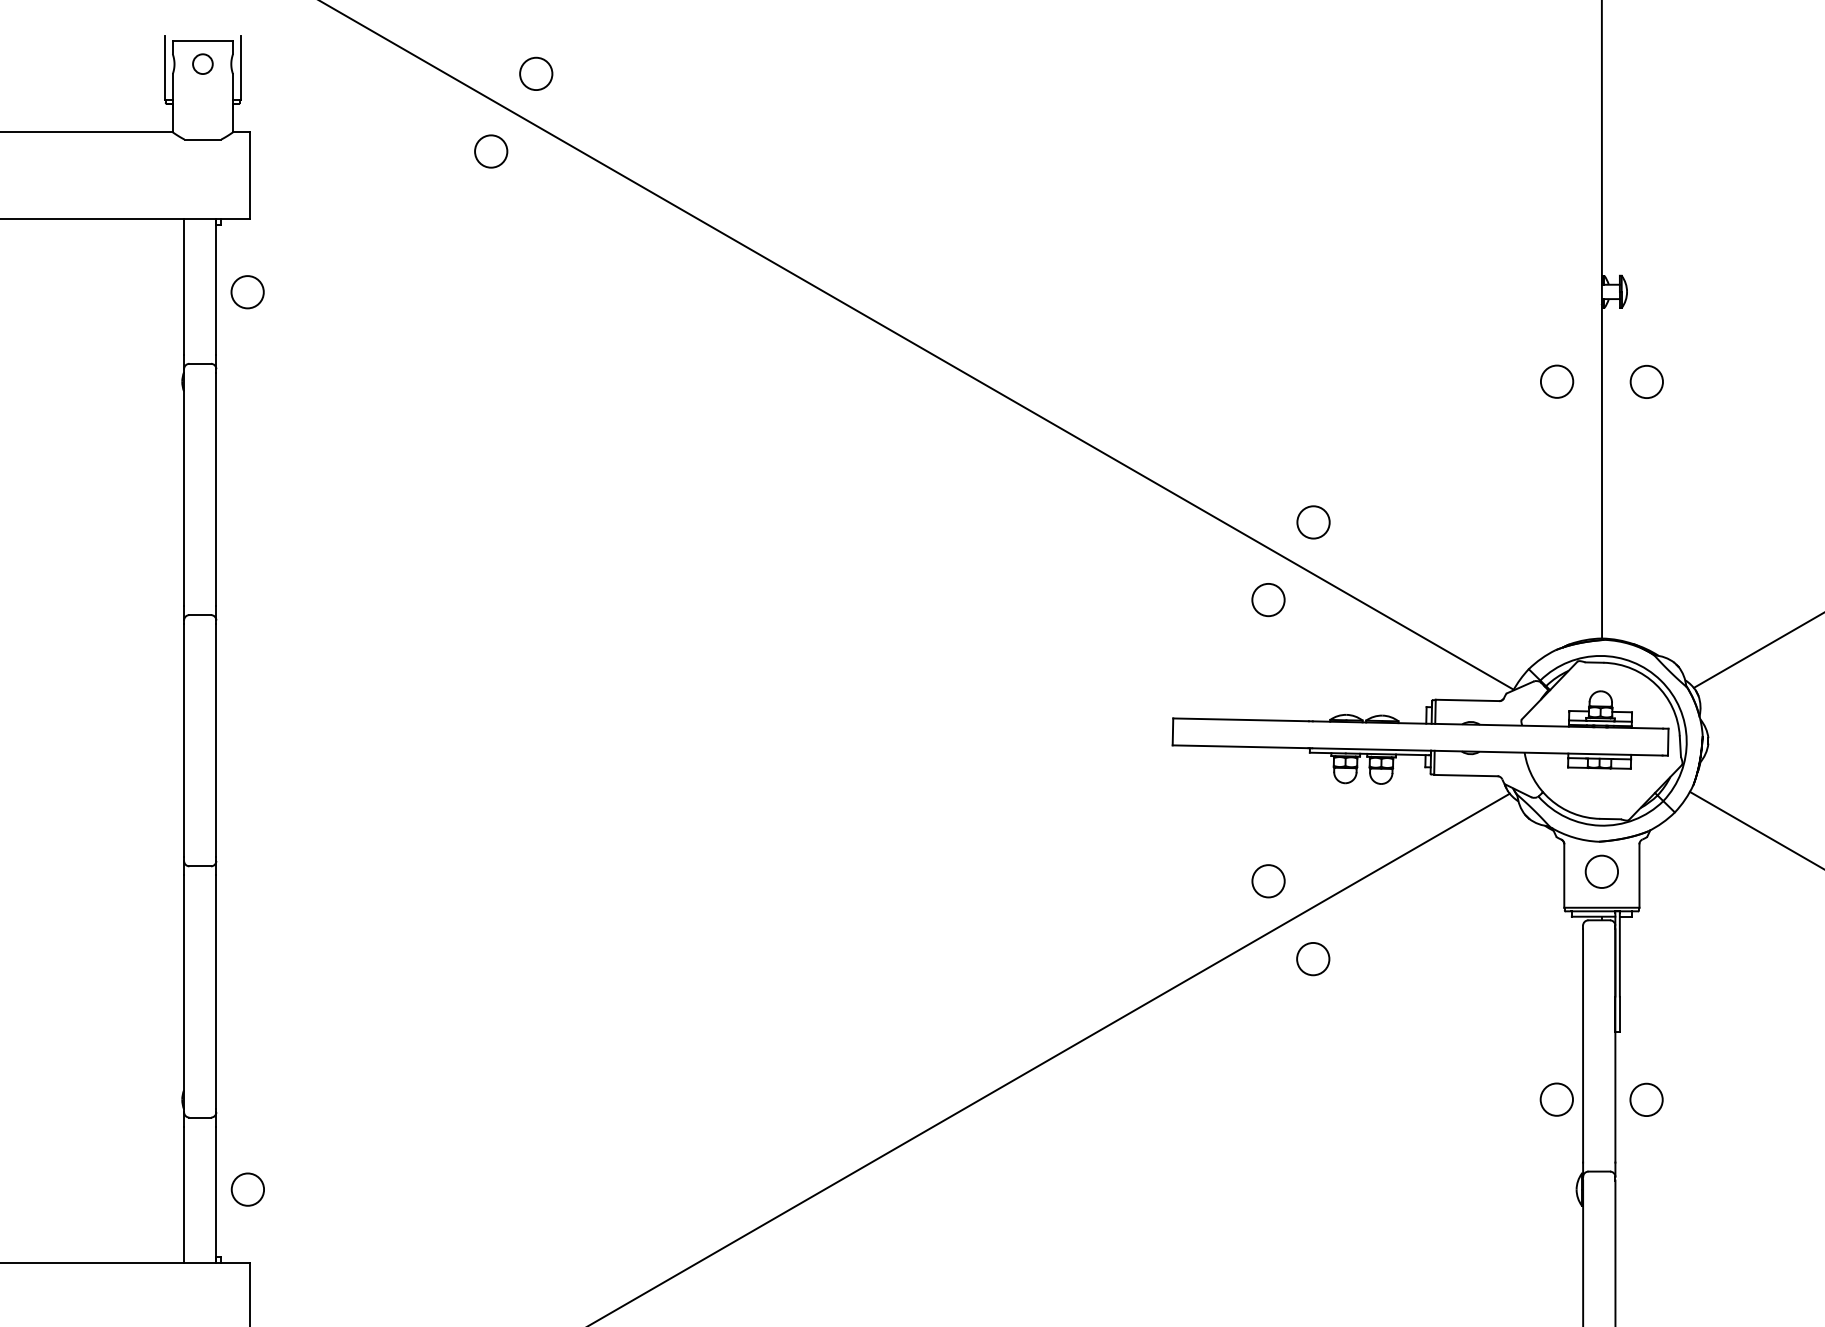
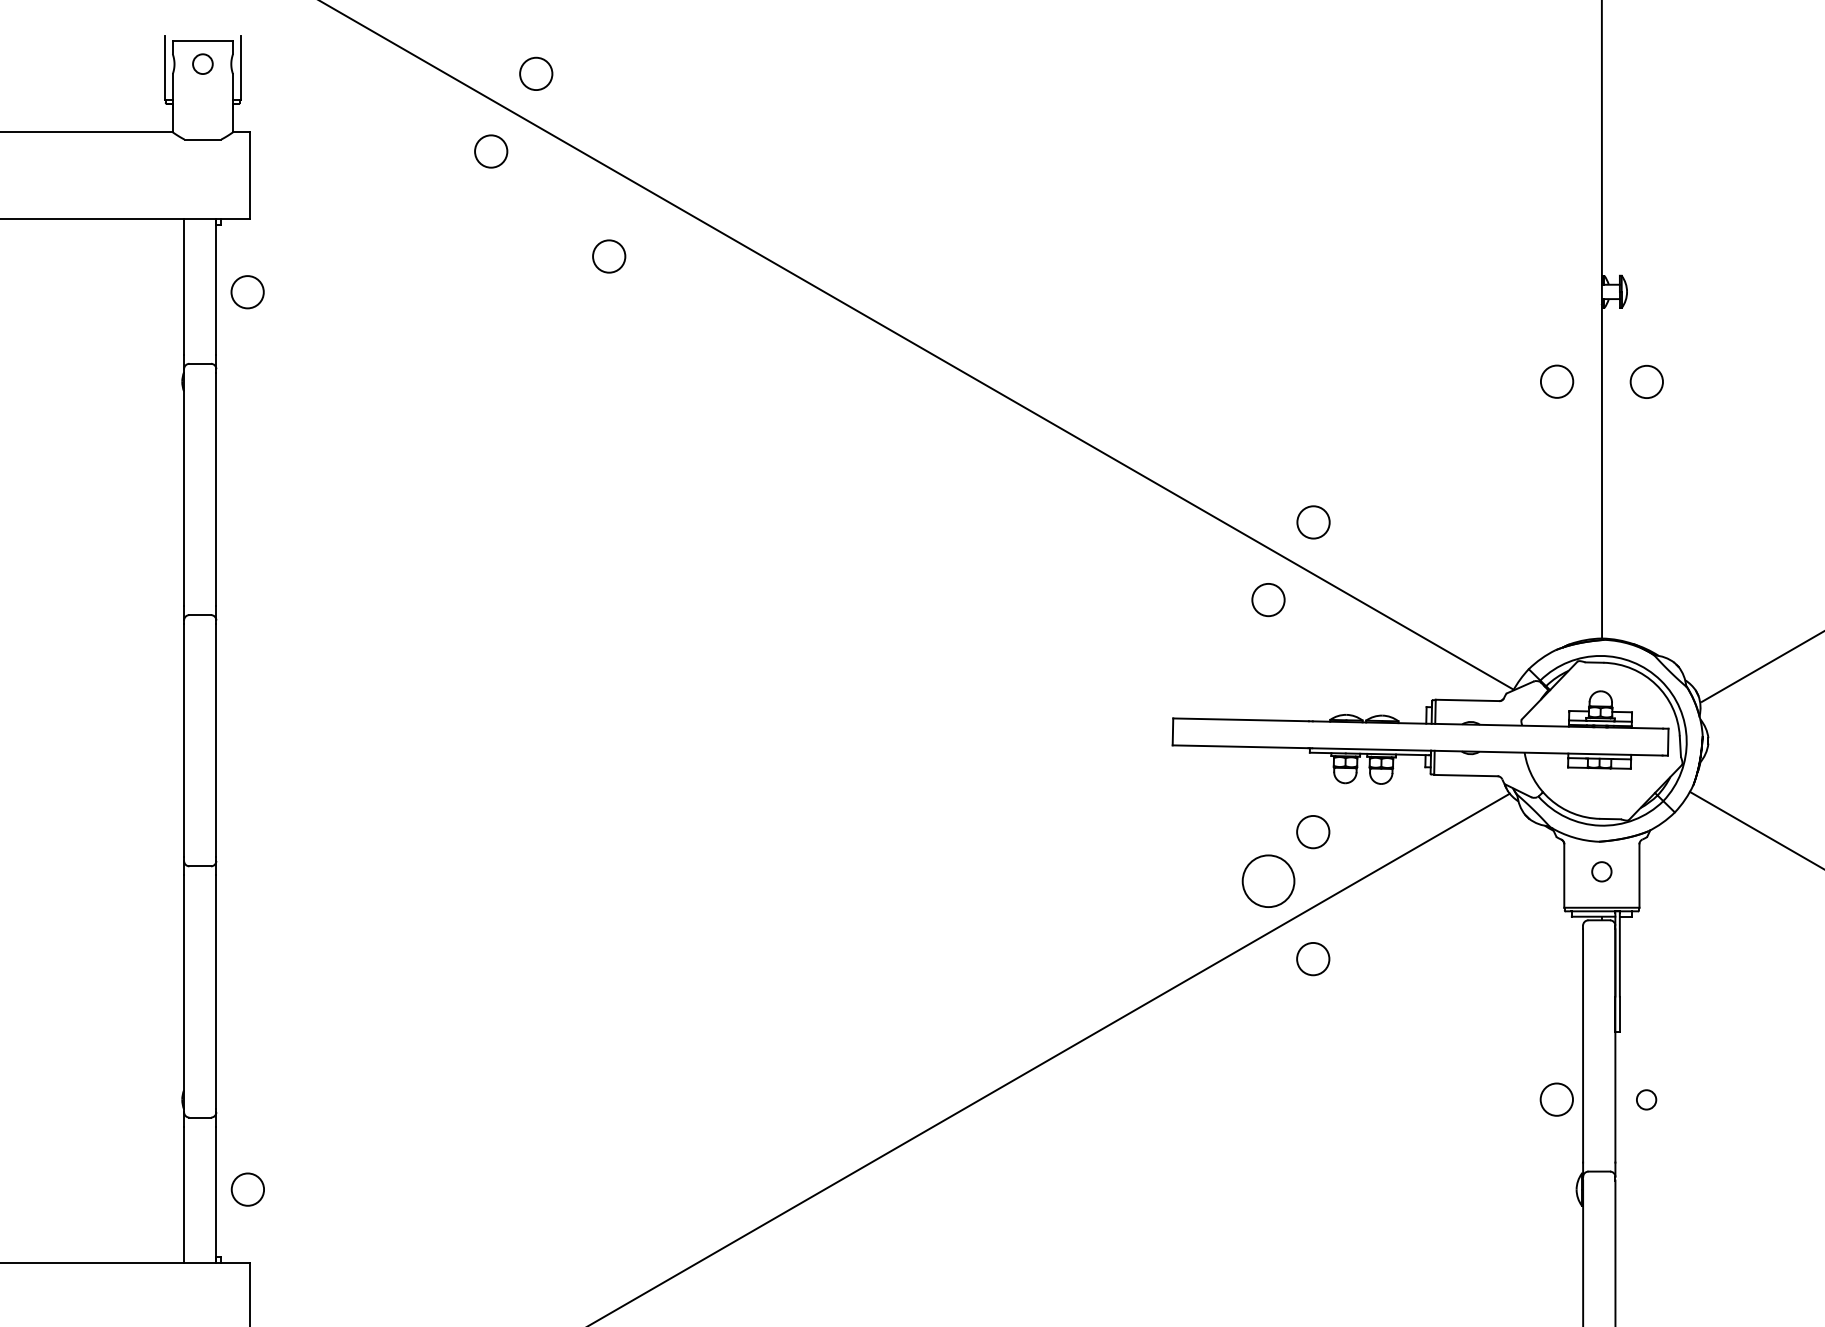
circle: none -> present (609, 256)
line position: (1757, 650) -> (1761, 666) (1761, 666)
circle: none -> present (1313, 832)
circle diameter: 32 px -> 19 px (1601, 871)
circle diameter: 32 px -> 52 px (1268, 881)
circle diameter: 32 px -> 19 px (1646, 1099)
